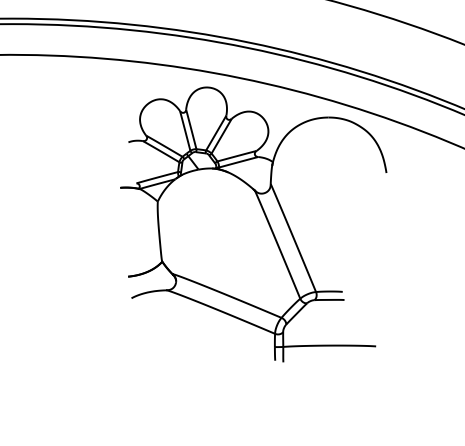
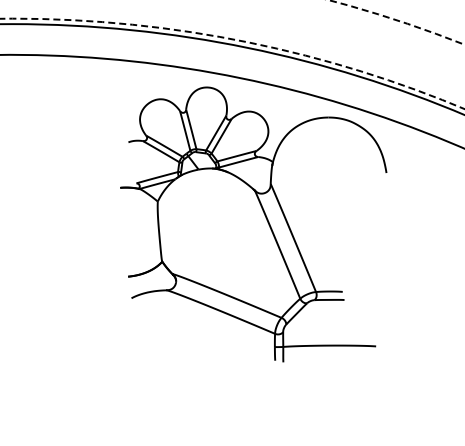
circle: solid -> dashed (396, 22)
circle: solid -> dashed (232, 63)
